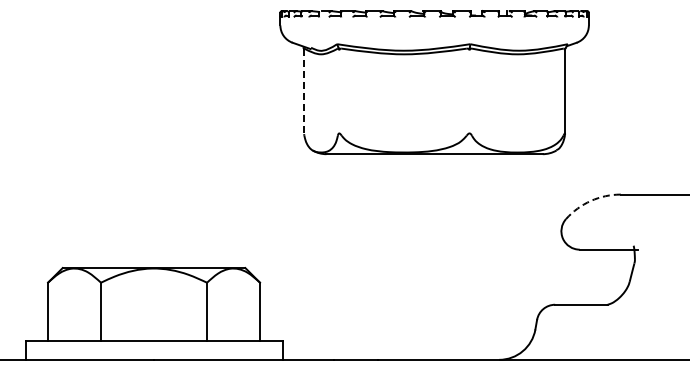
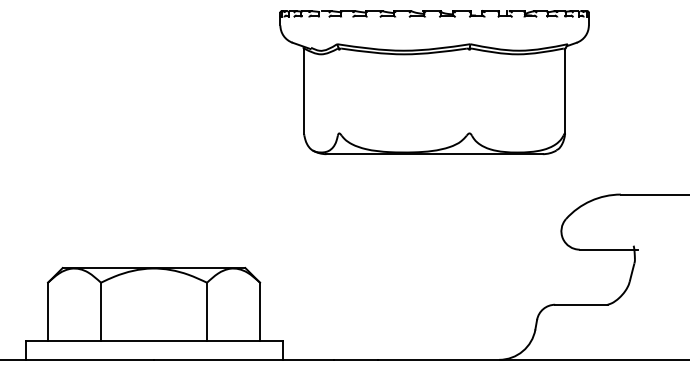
line: dashed -> solid (304, 91)
arc: dashed -> solid (590, 200)
